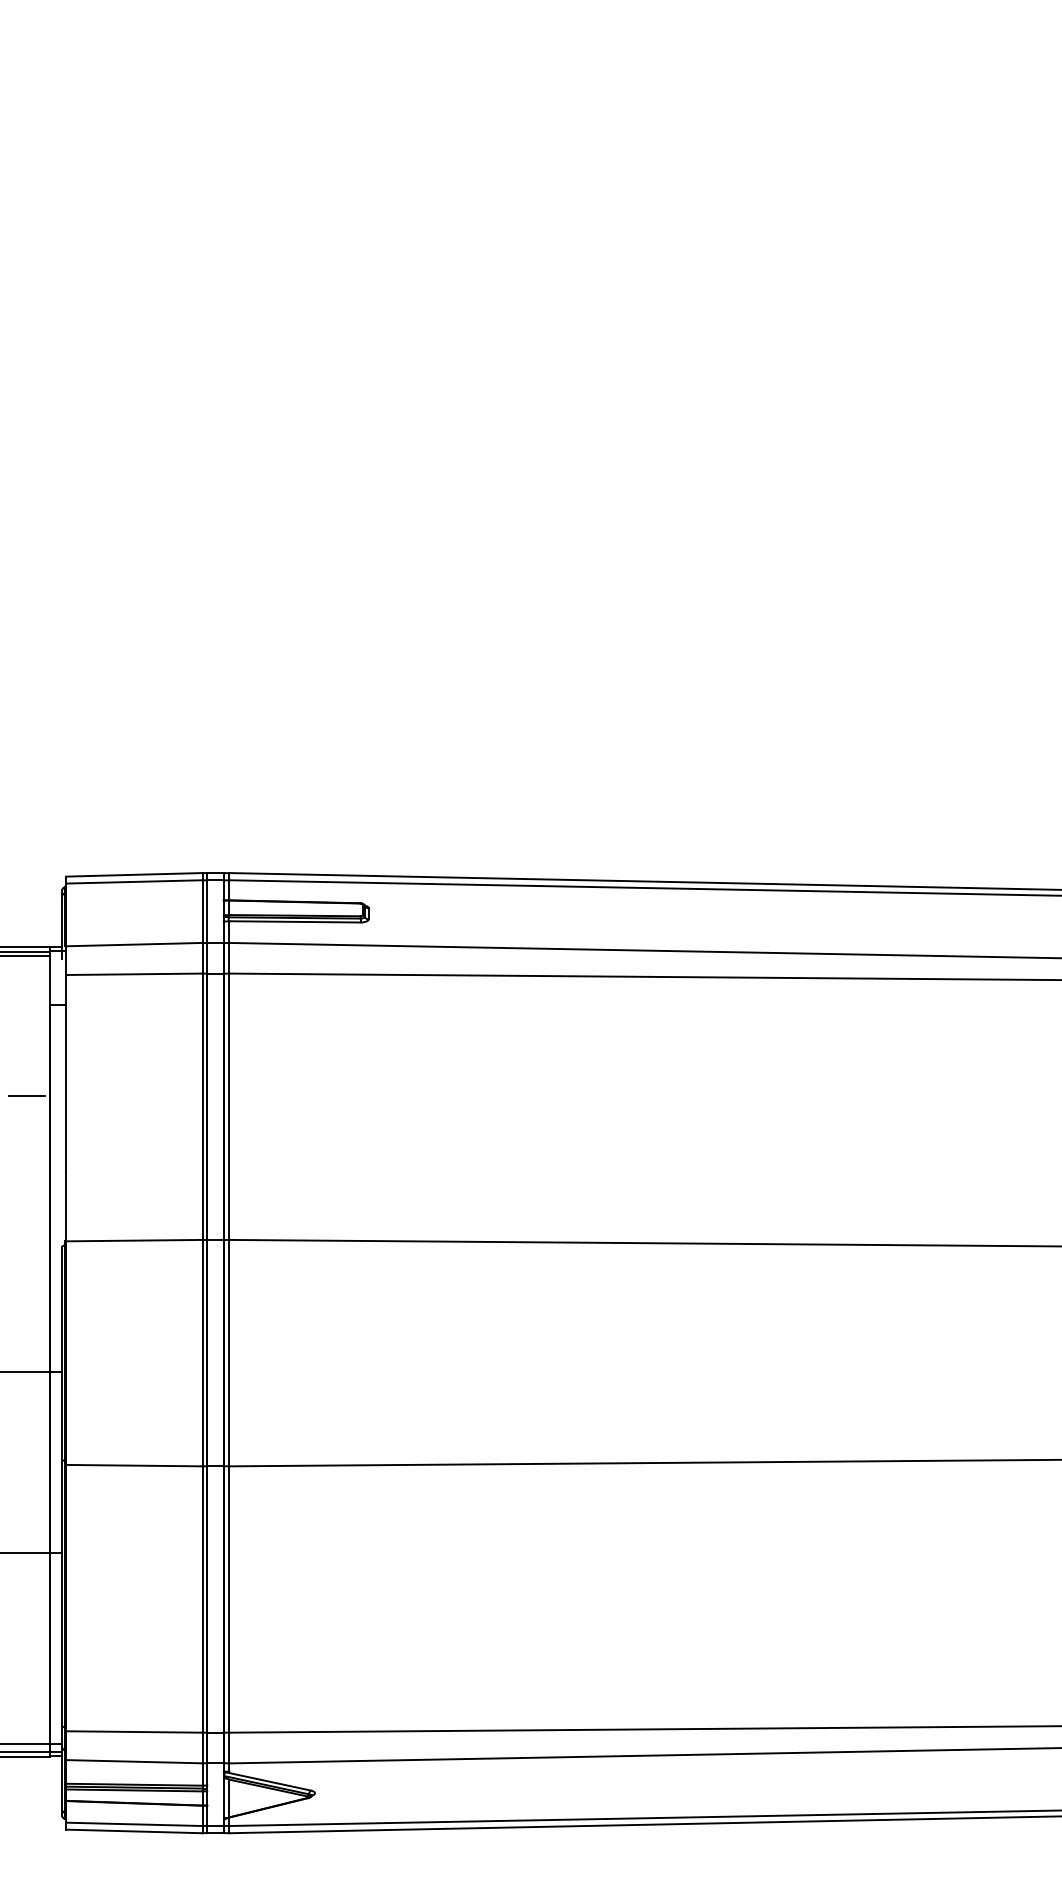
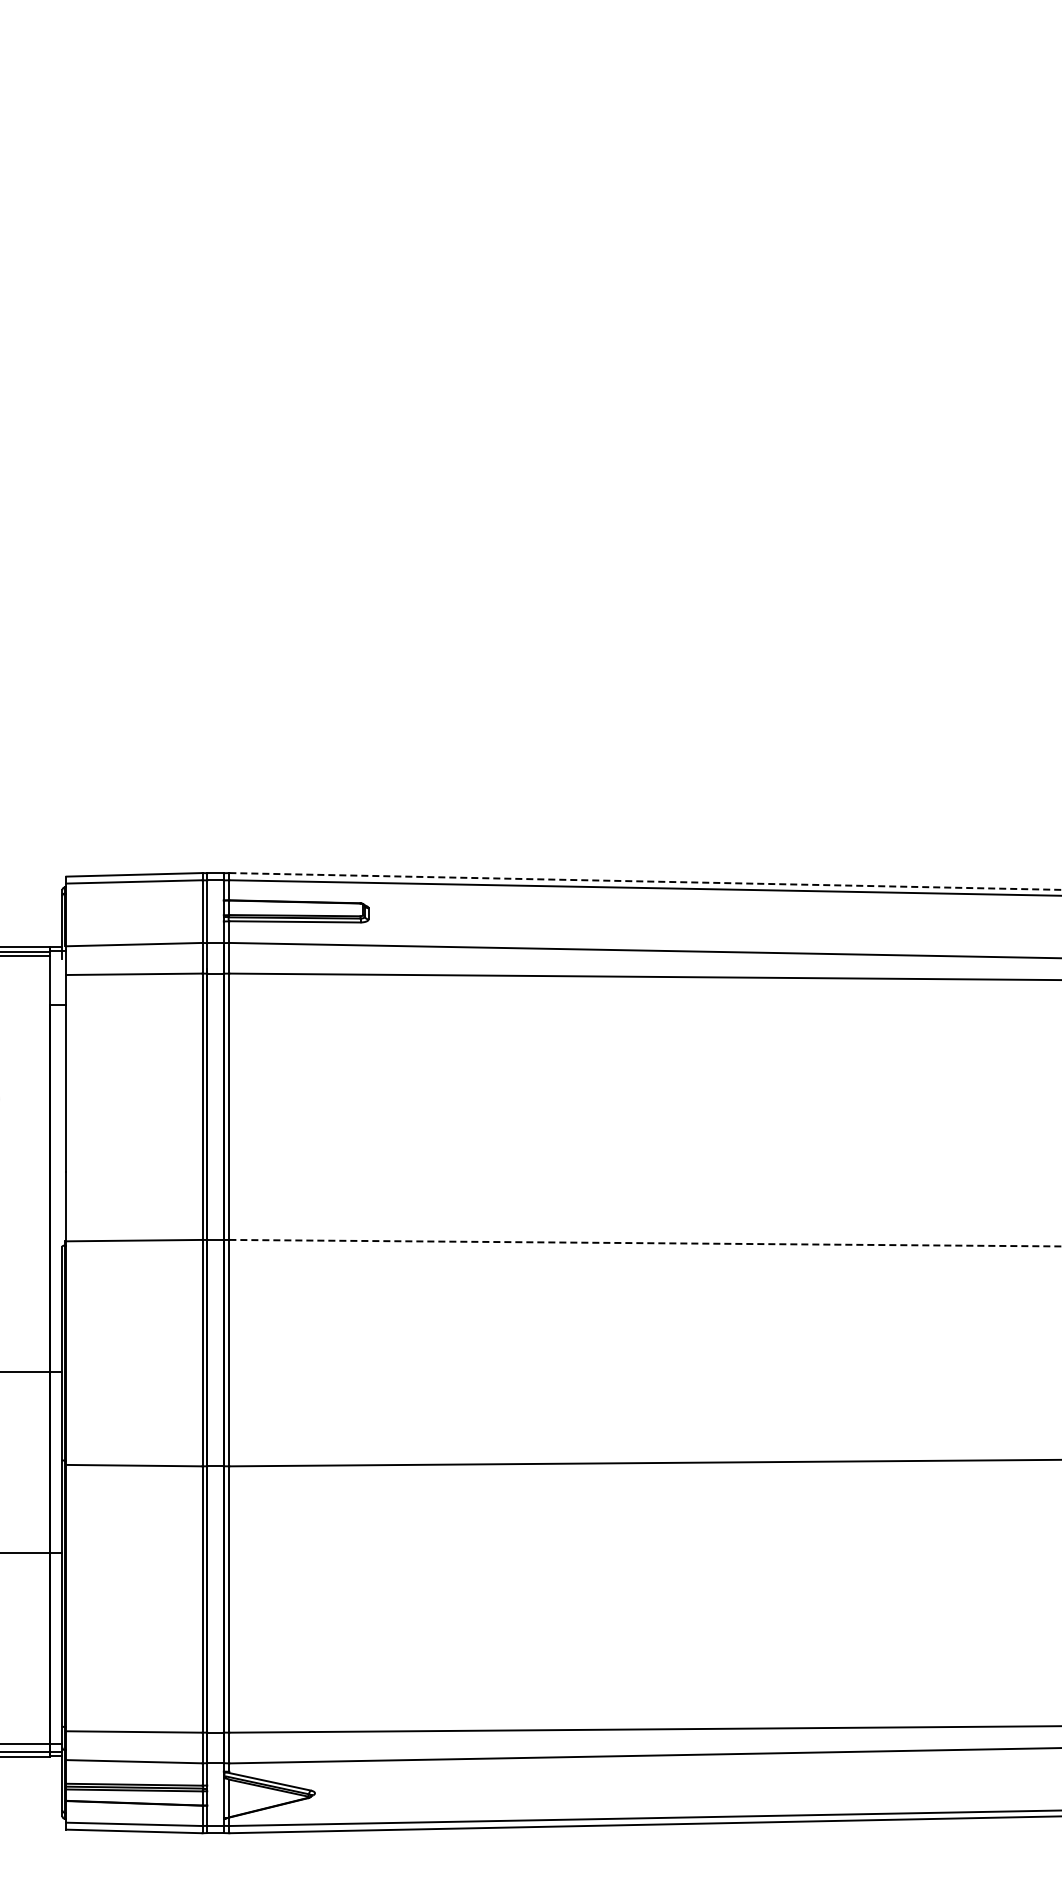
line: solid -> dashed (646, 881)
line: present -> none (23, 1096)
line: solid -> dashed (645, 1243)
